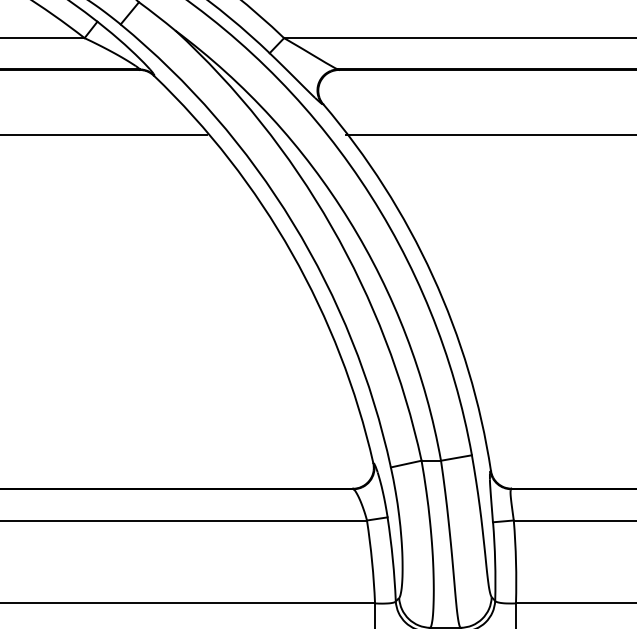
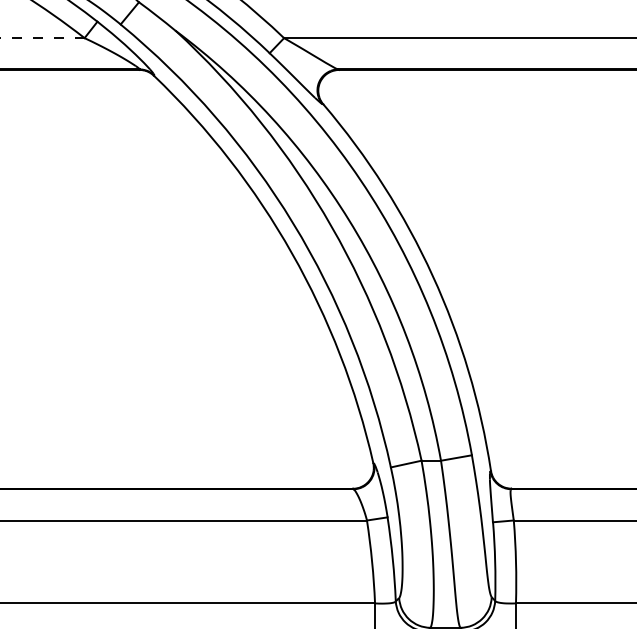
line: solid -> dashed (42, 38)
line: present -> none (104, 134)
line: present -> none (489, 134)
